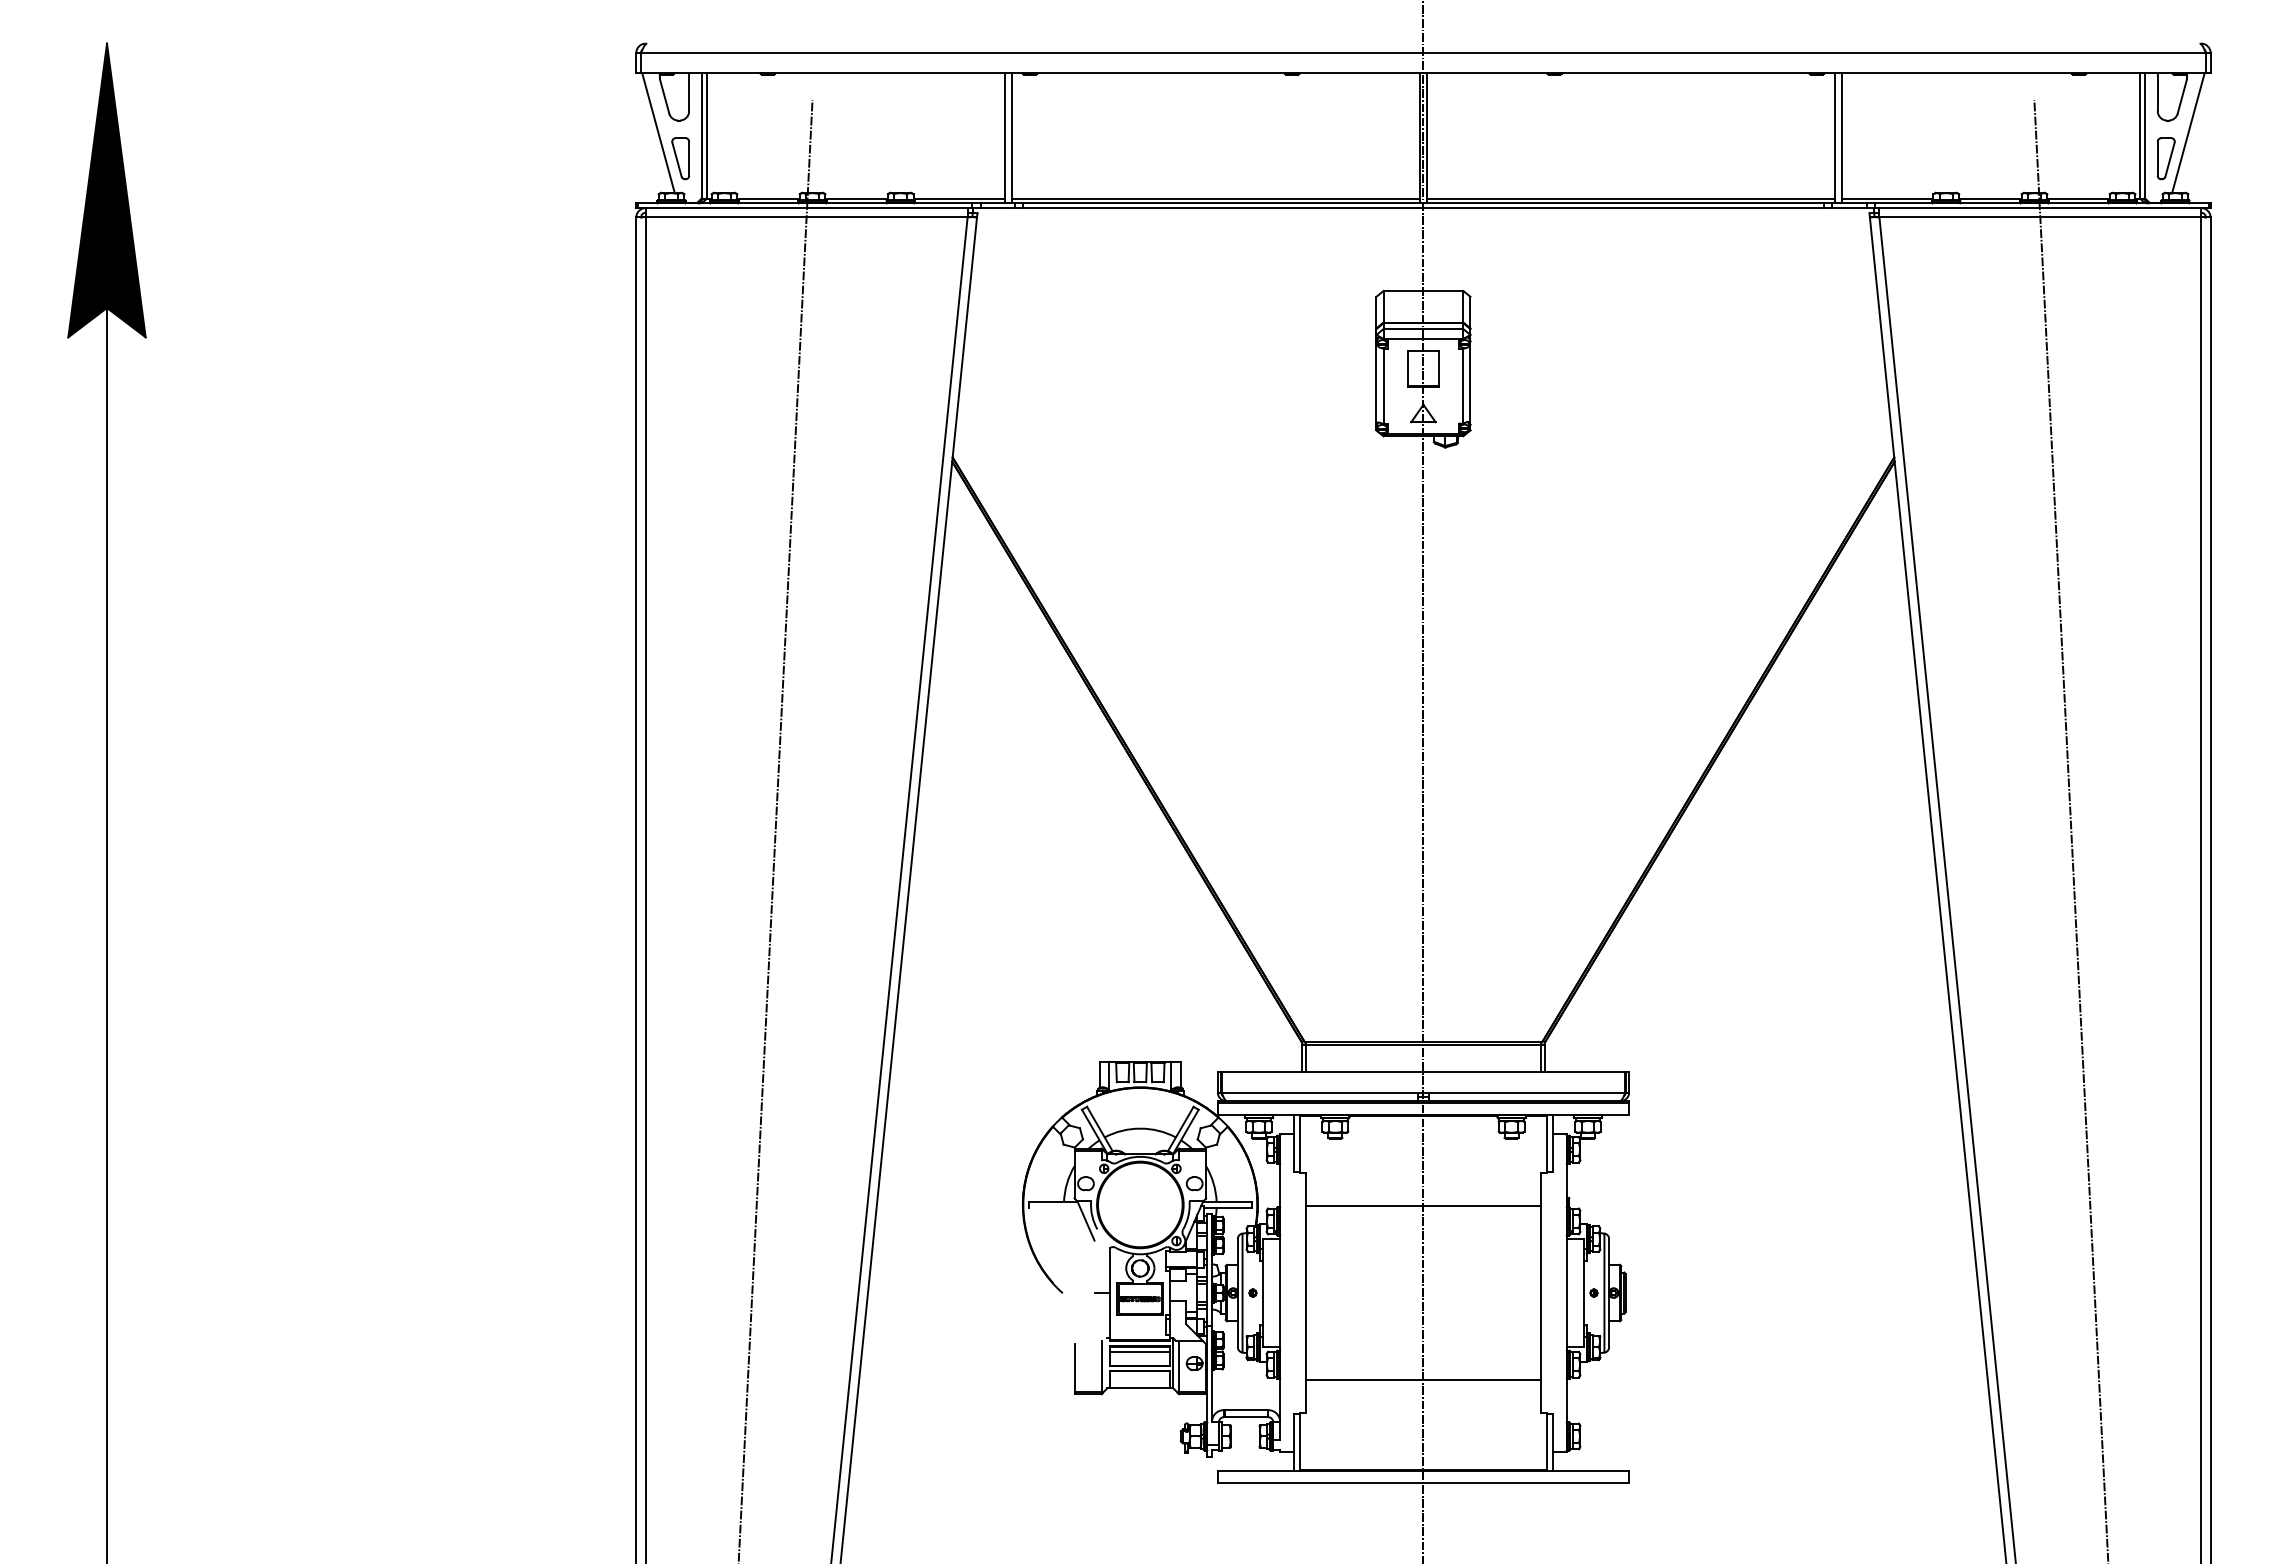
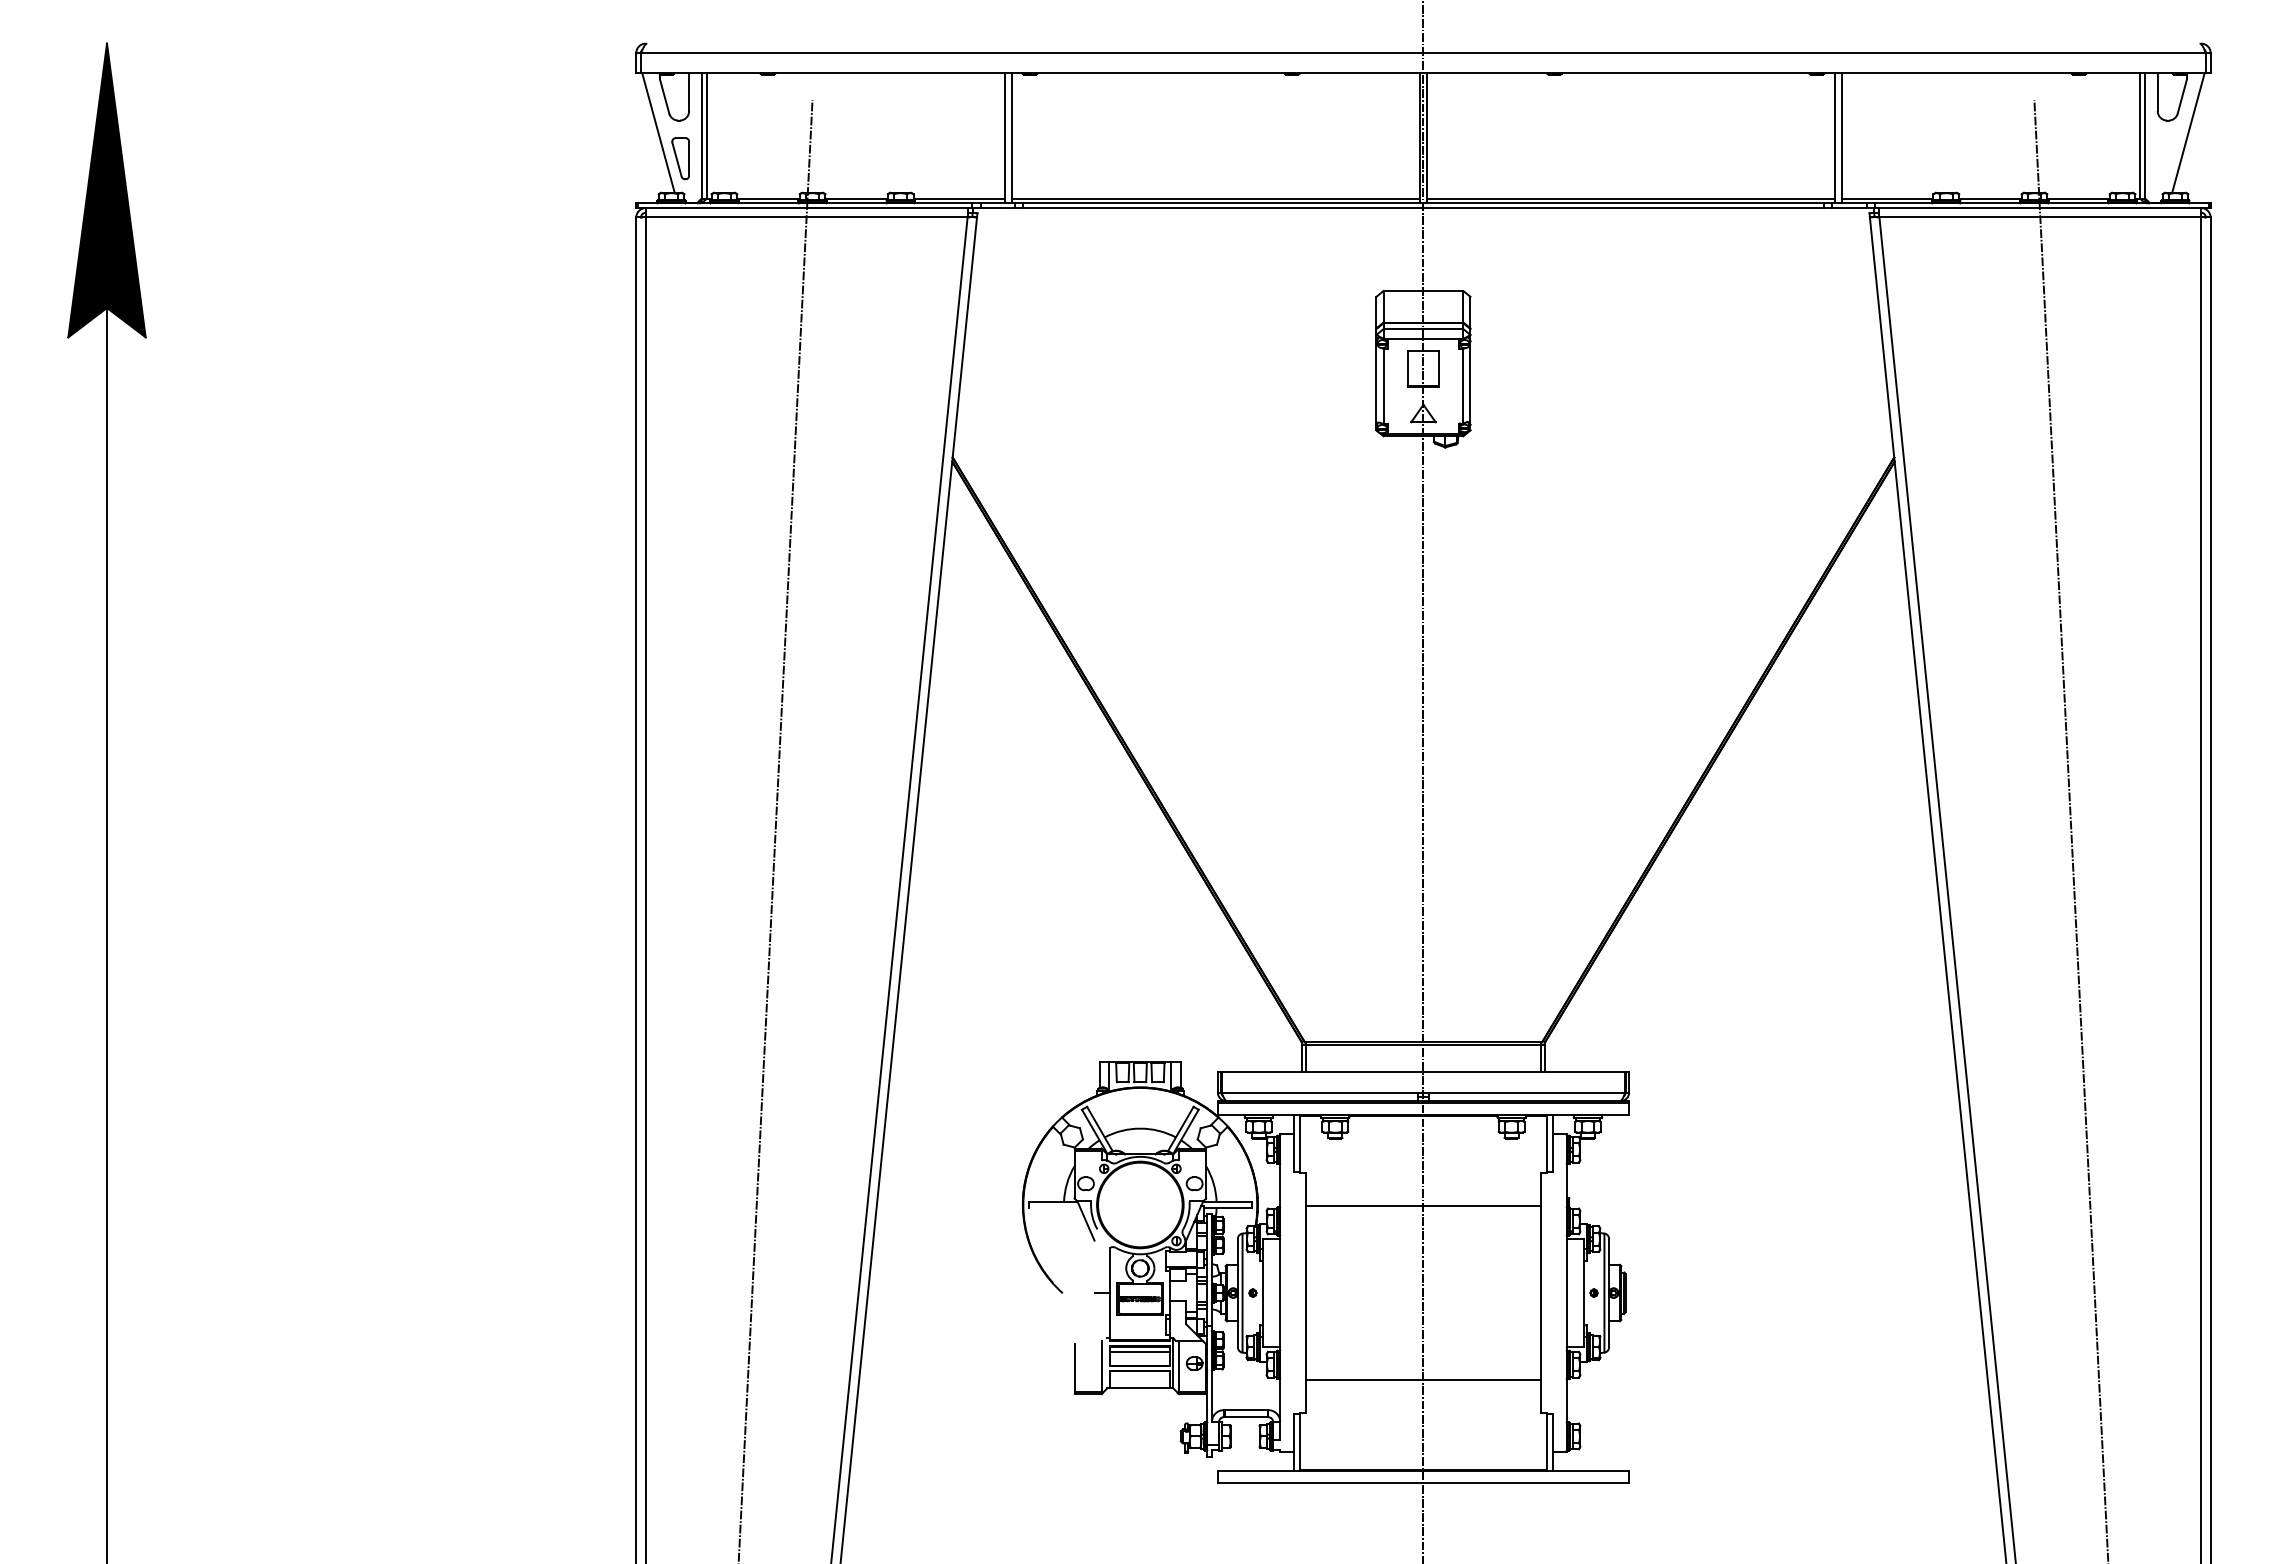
part: present -> none (2165, 158)
